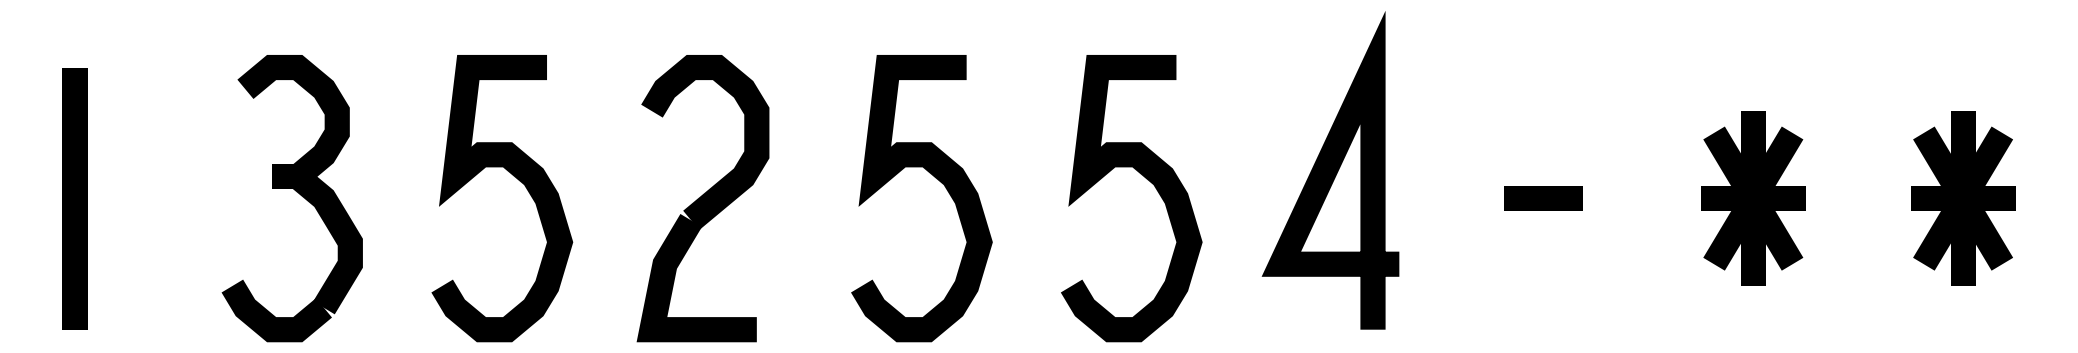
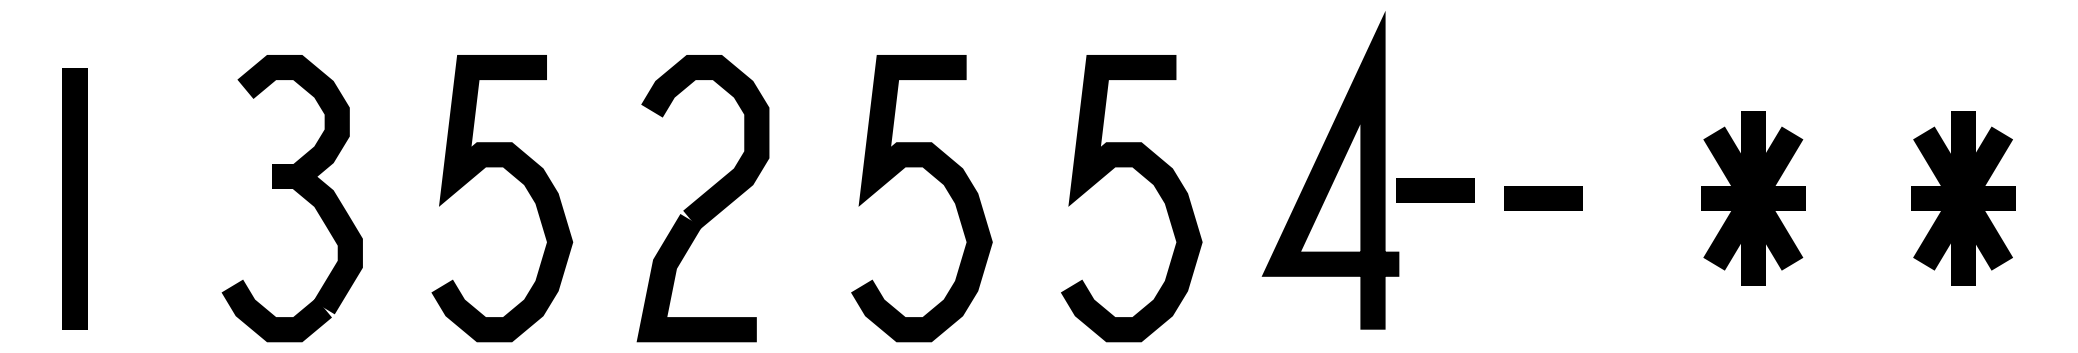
line: none -> present (1435, 190)
